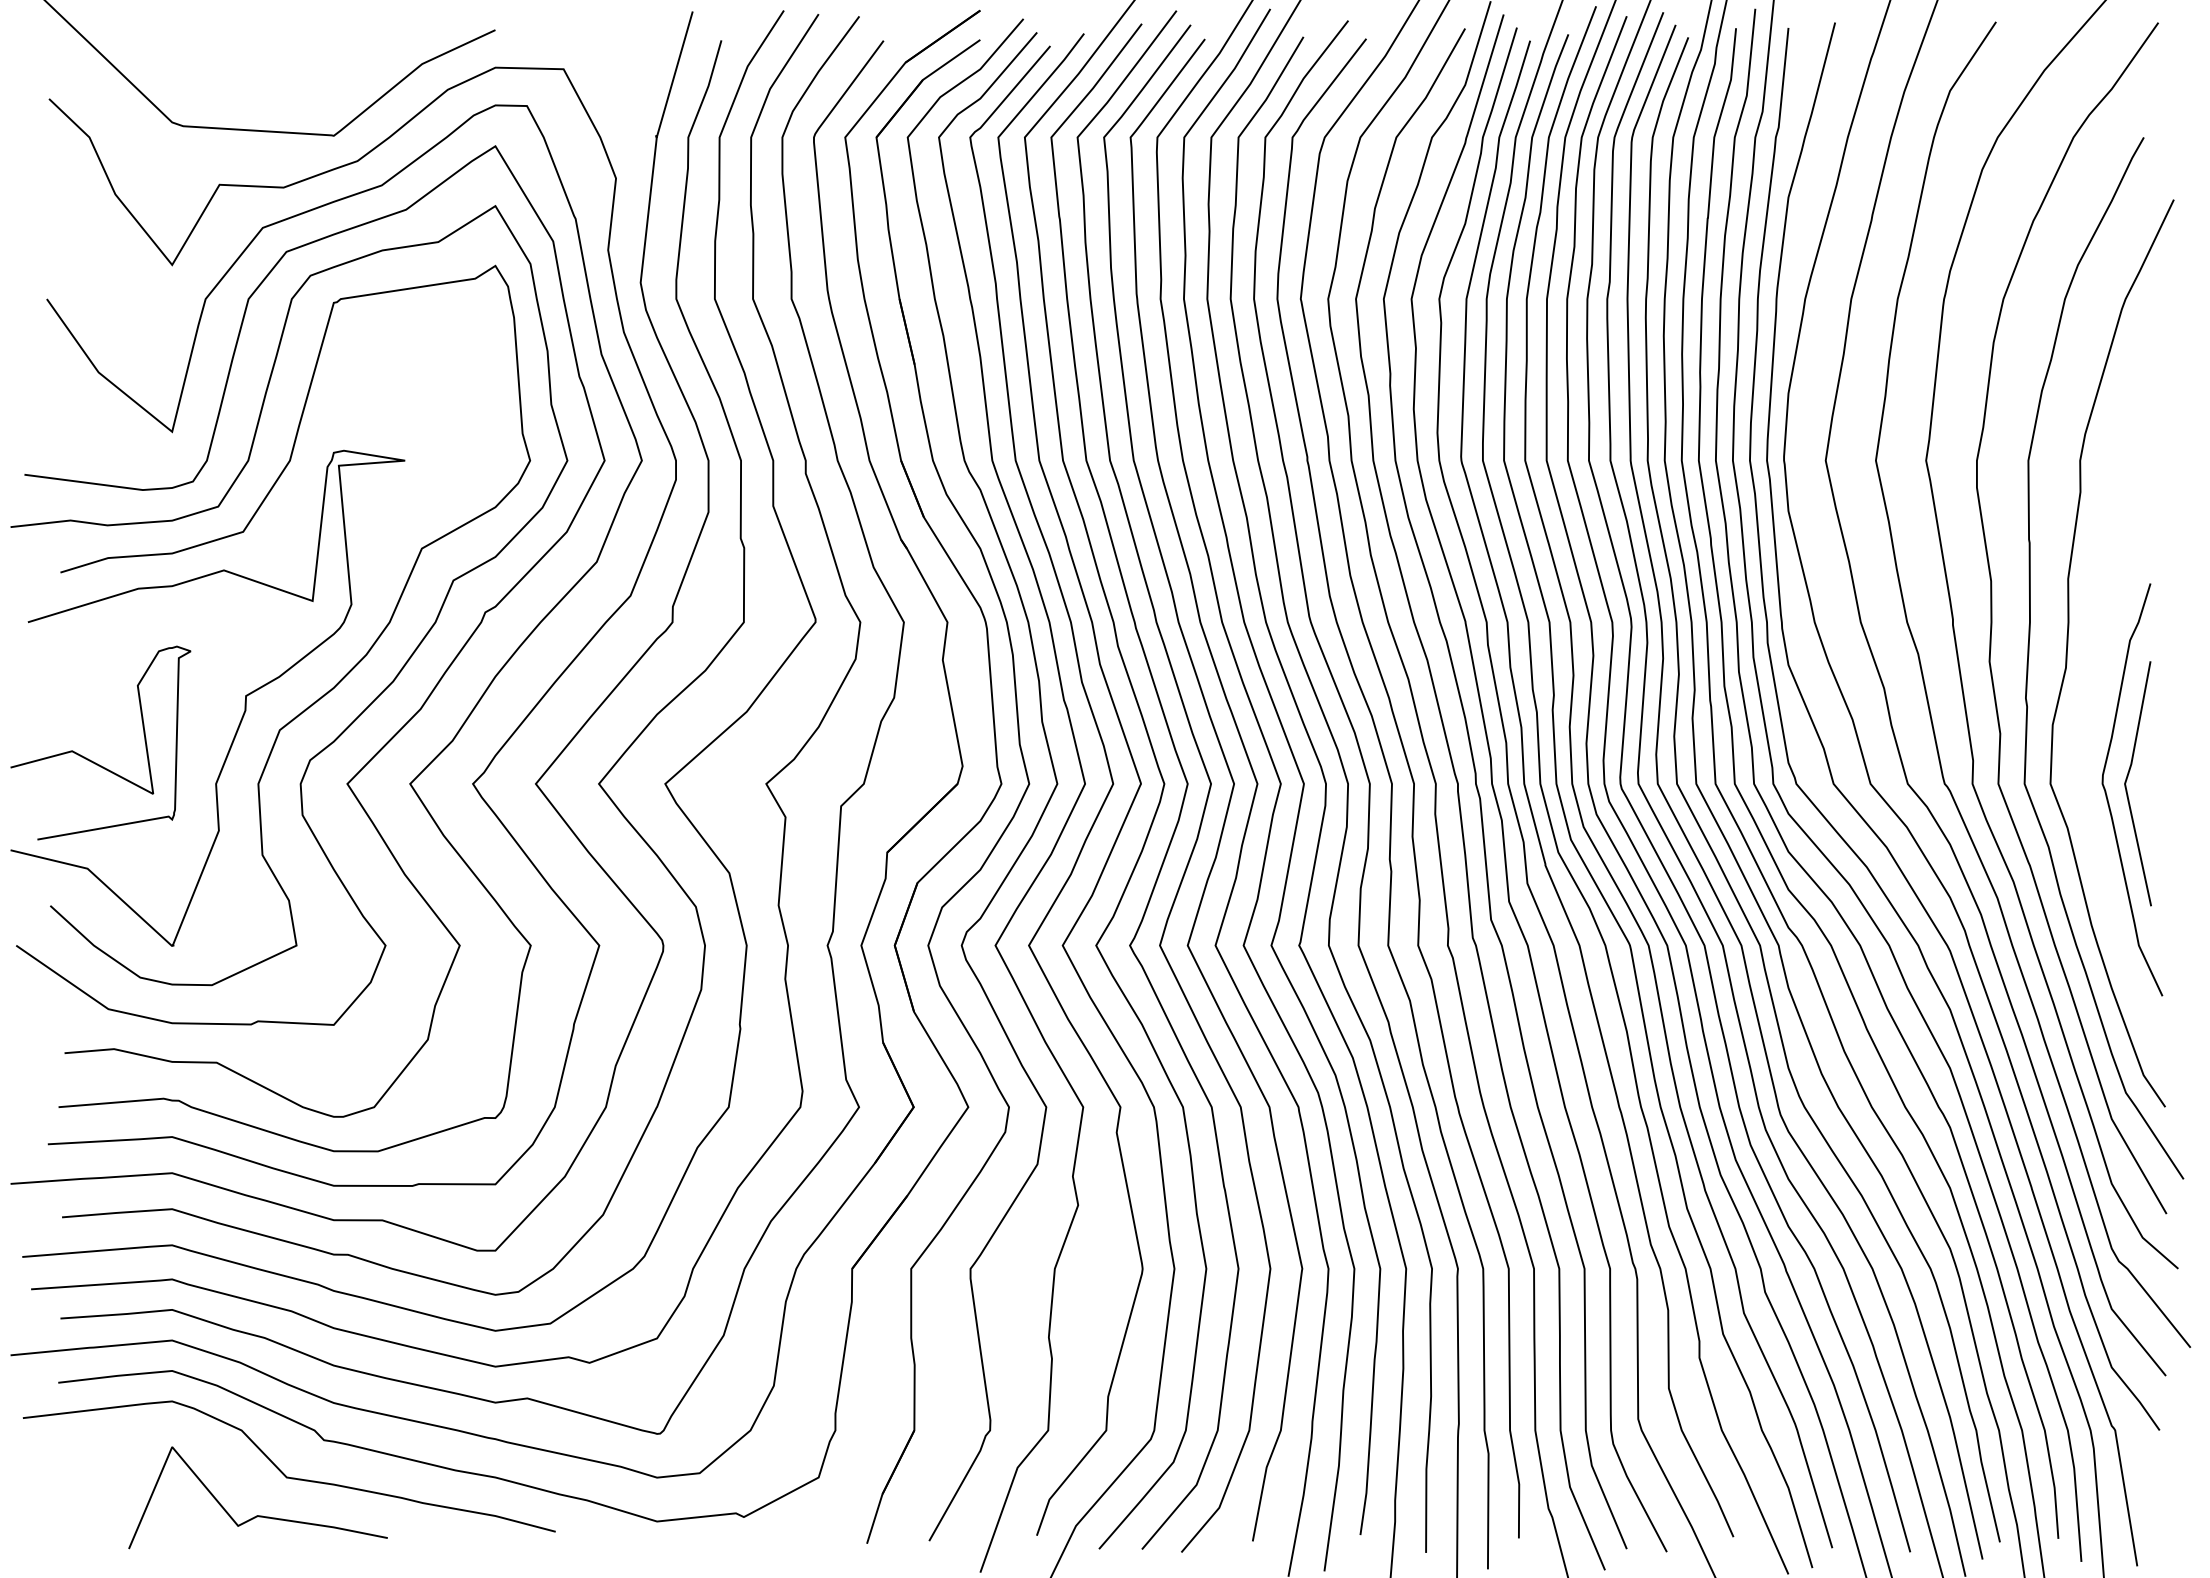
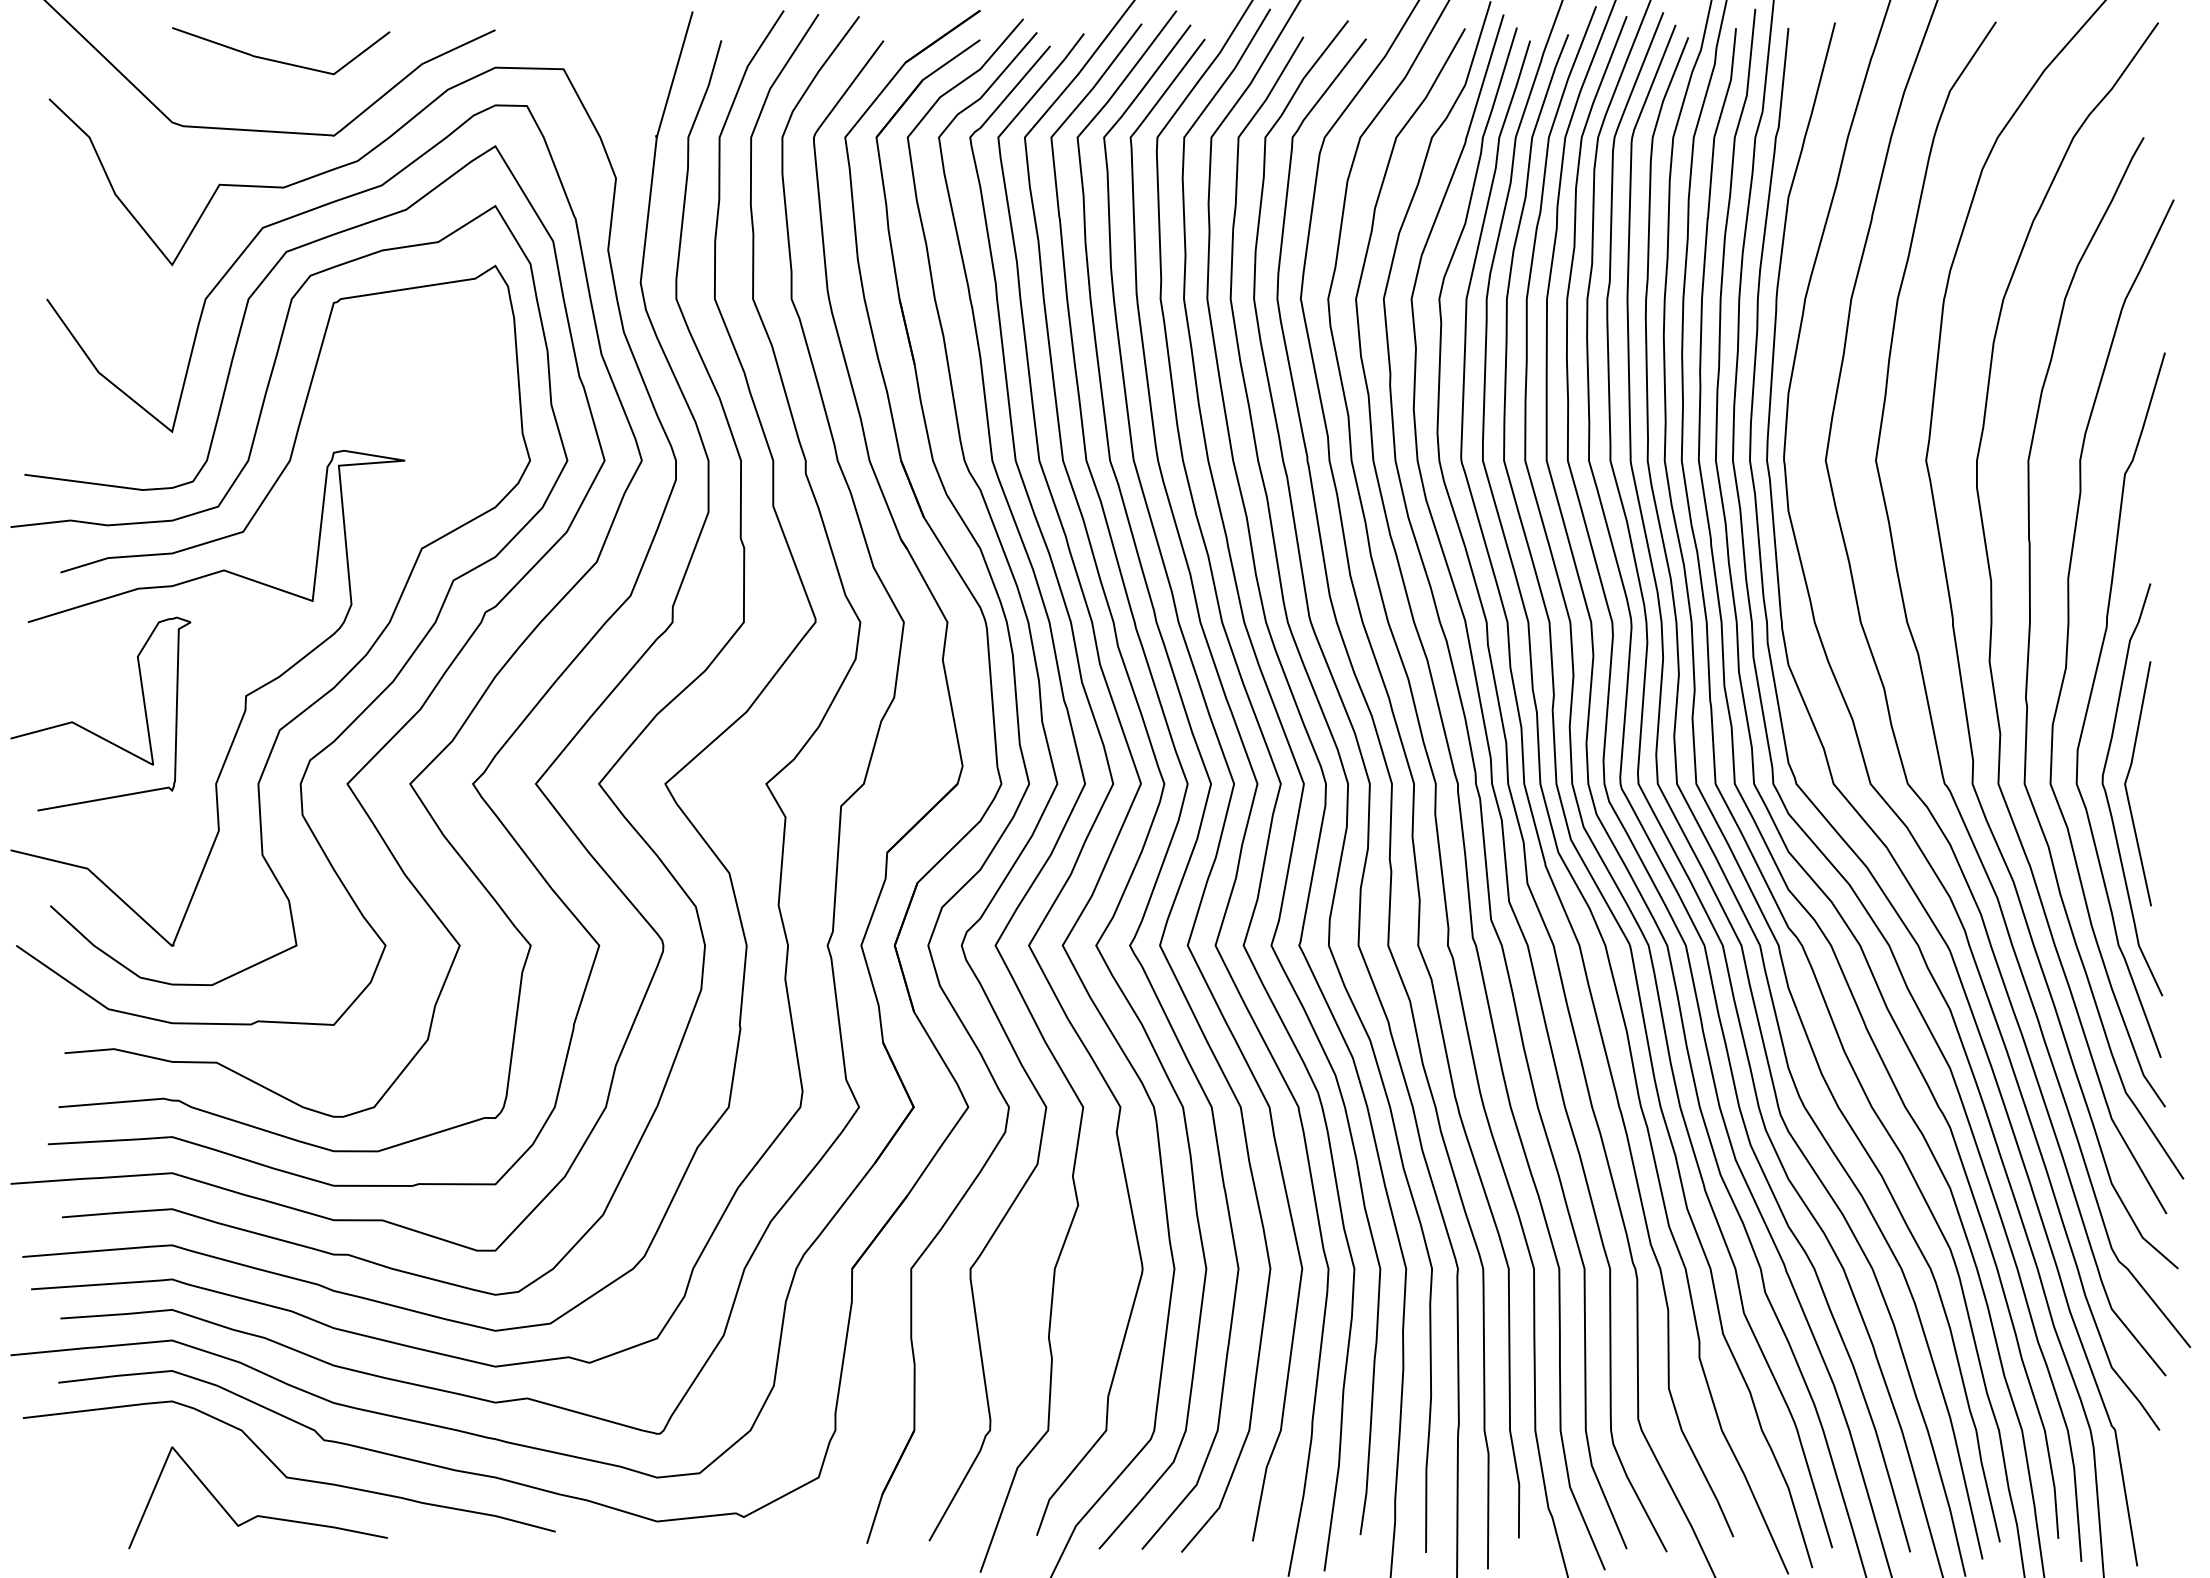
line: none -> present (278, 60)
curve: none -> present (2090, 701)
curve position: (92, 760) -> (92, 731) (92, 731)
